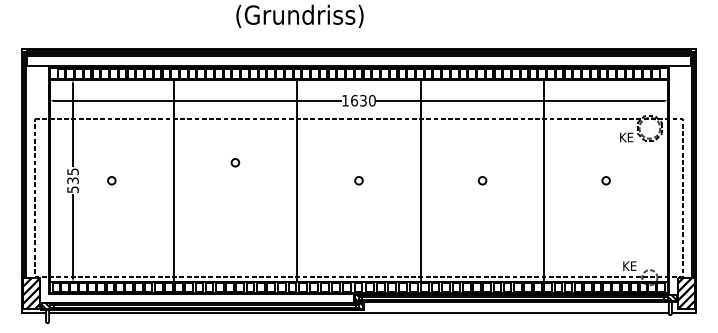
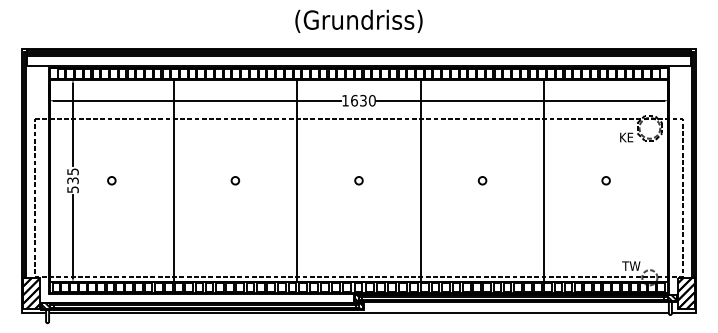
text position: (299, 15) -> (358, 20) (358, 20)
circle position: (235, 162) -> (235, 180) (235, 180)
text: KE -> TW (631, 265)
